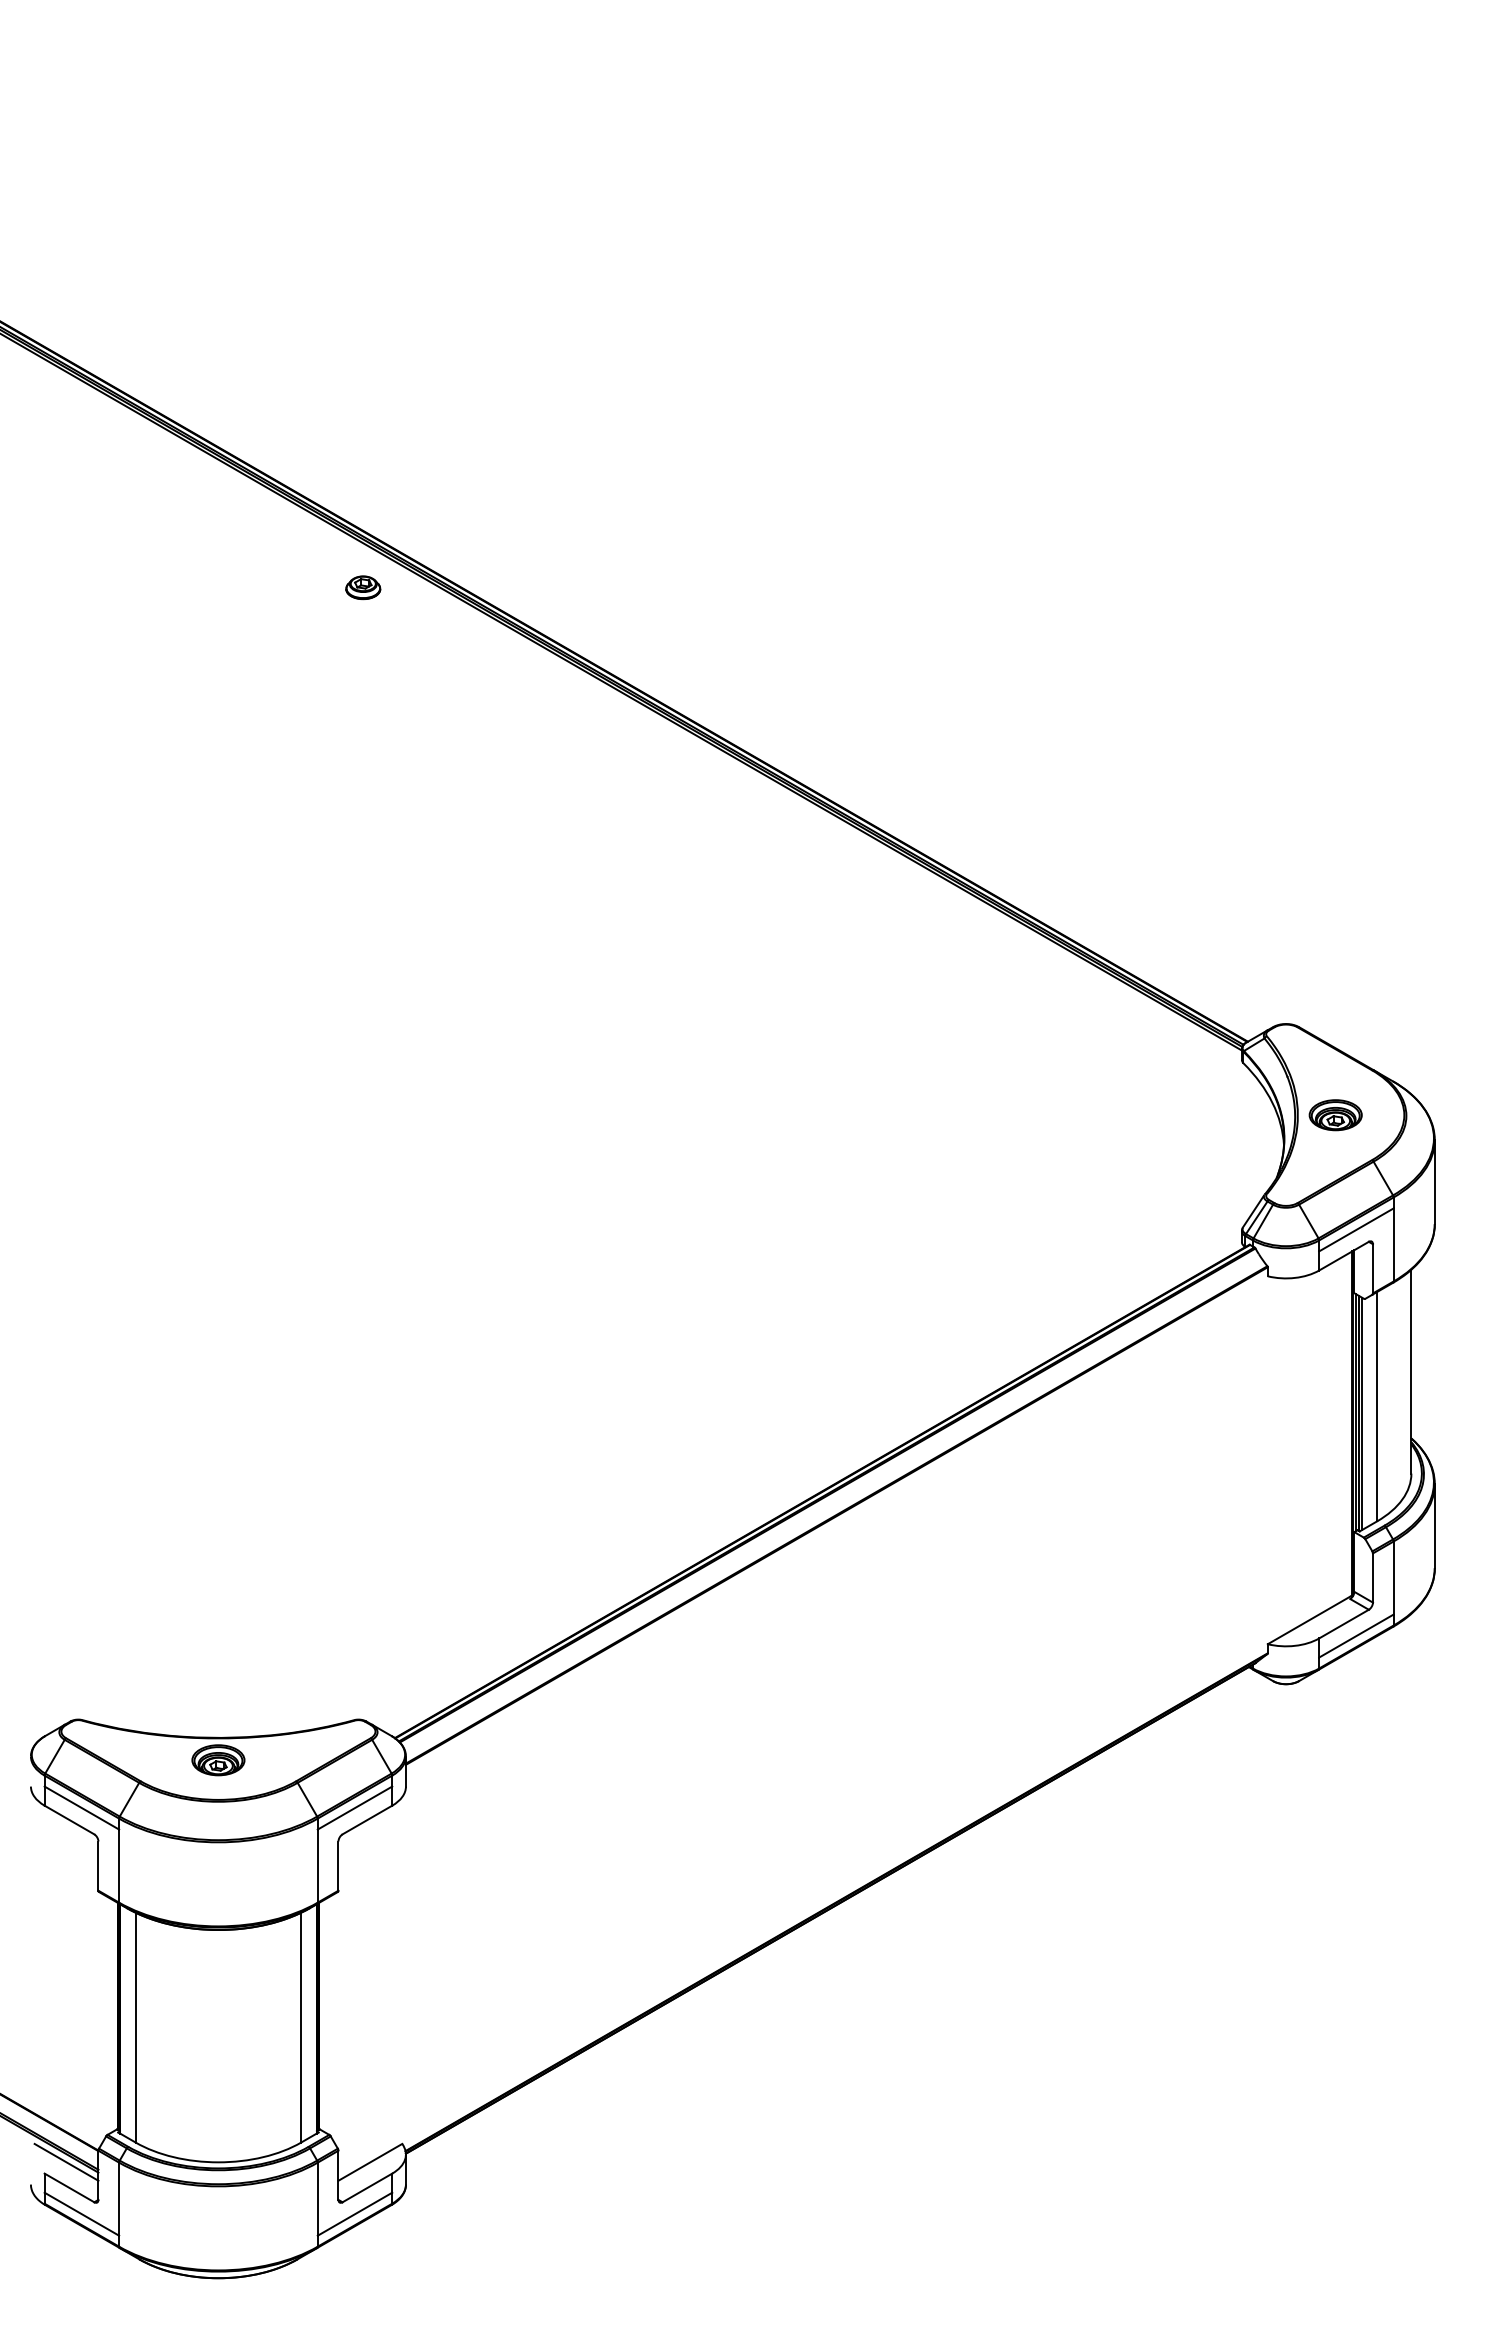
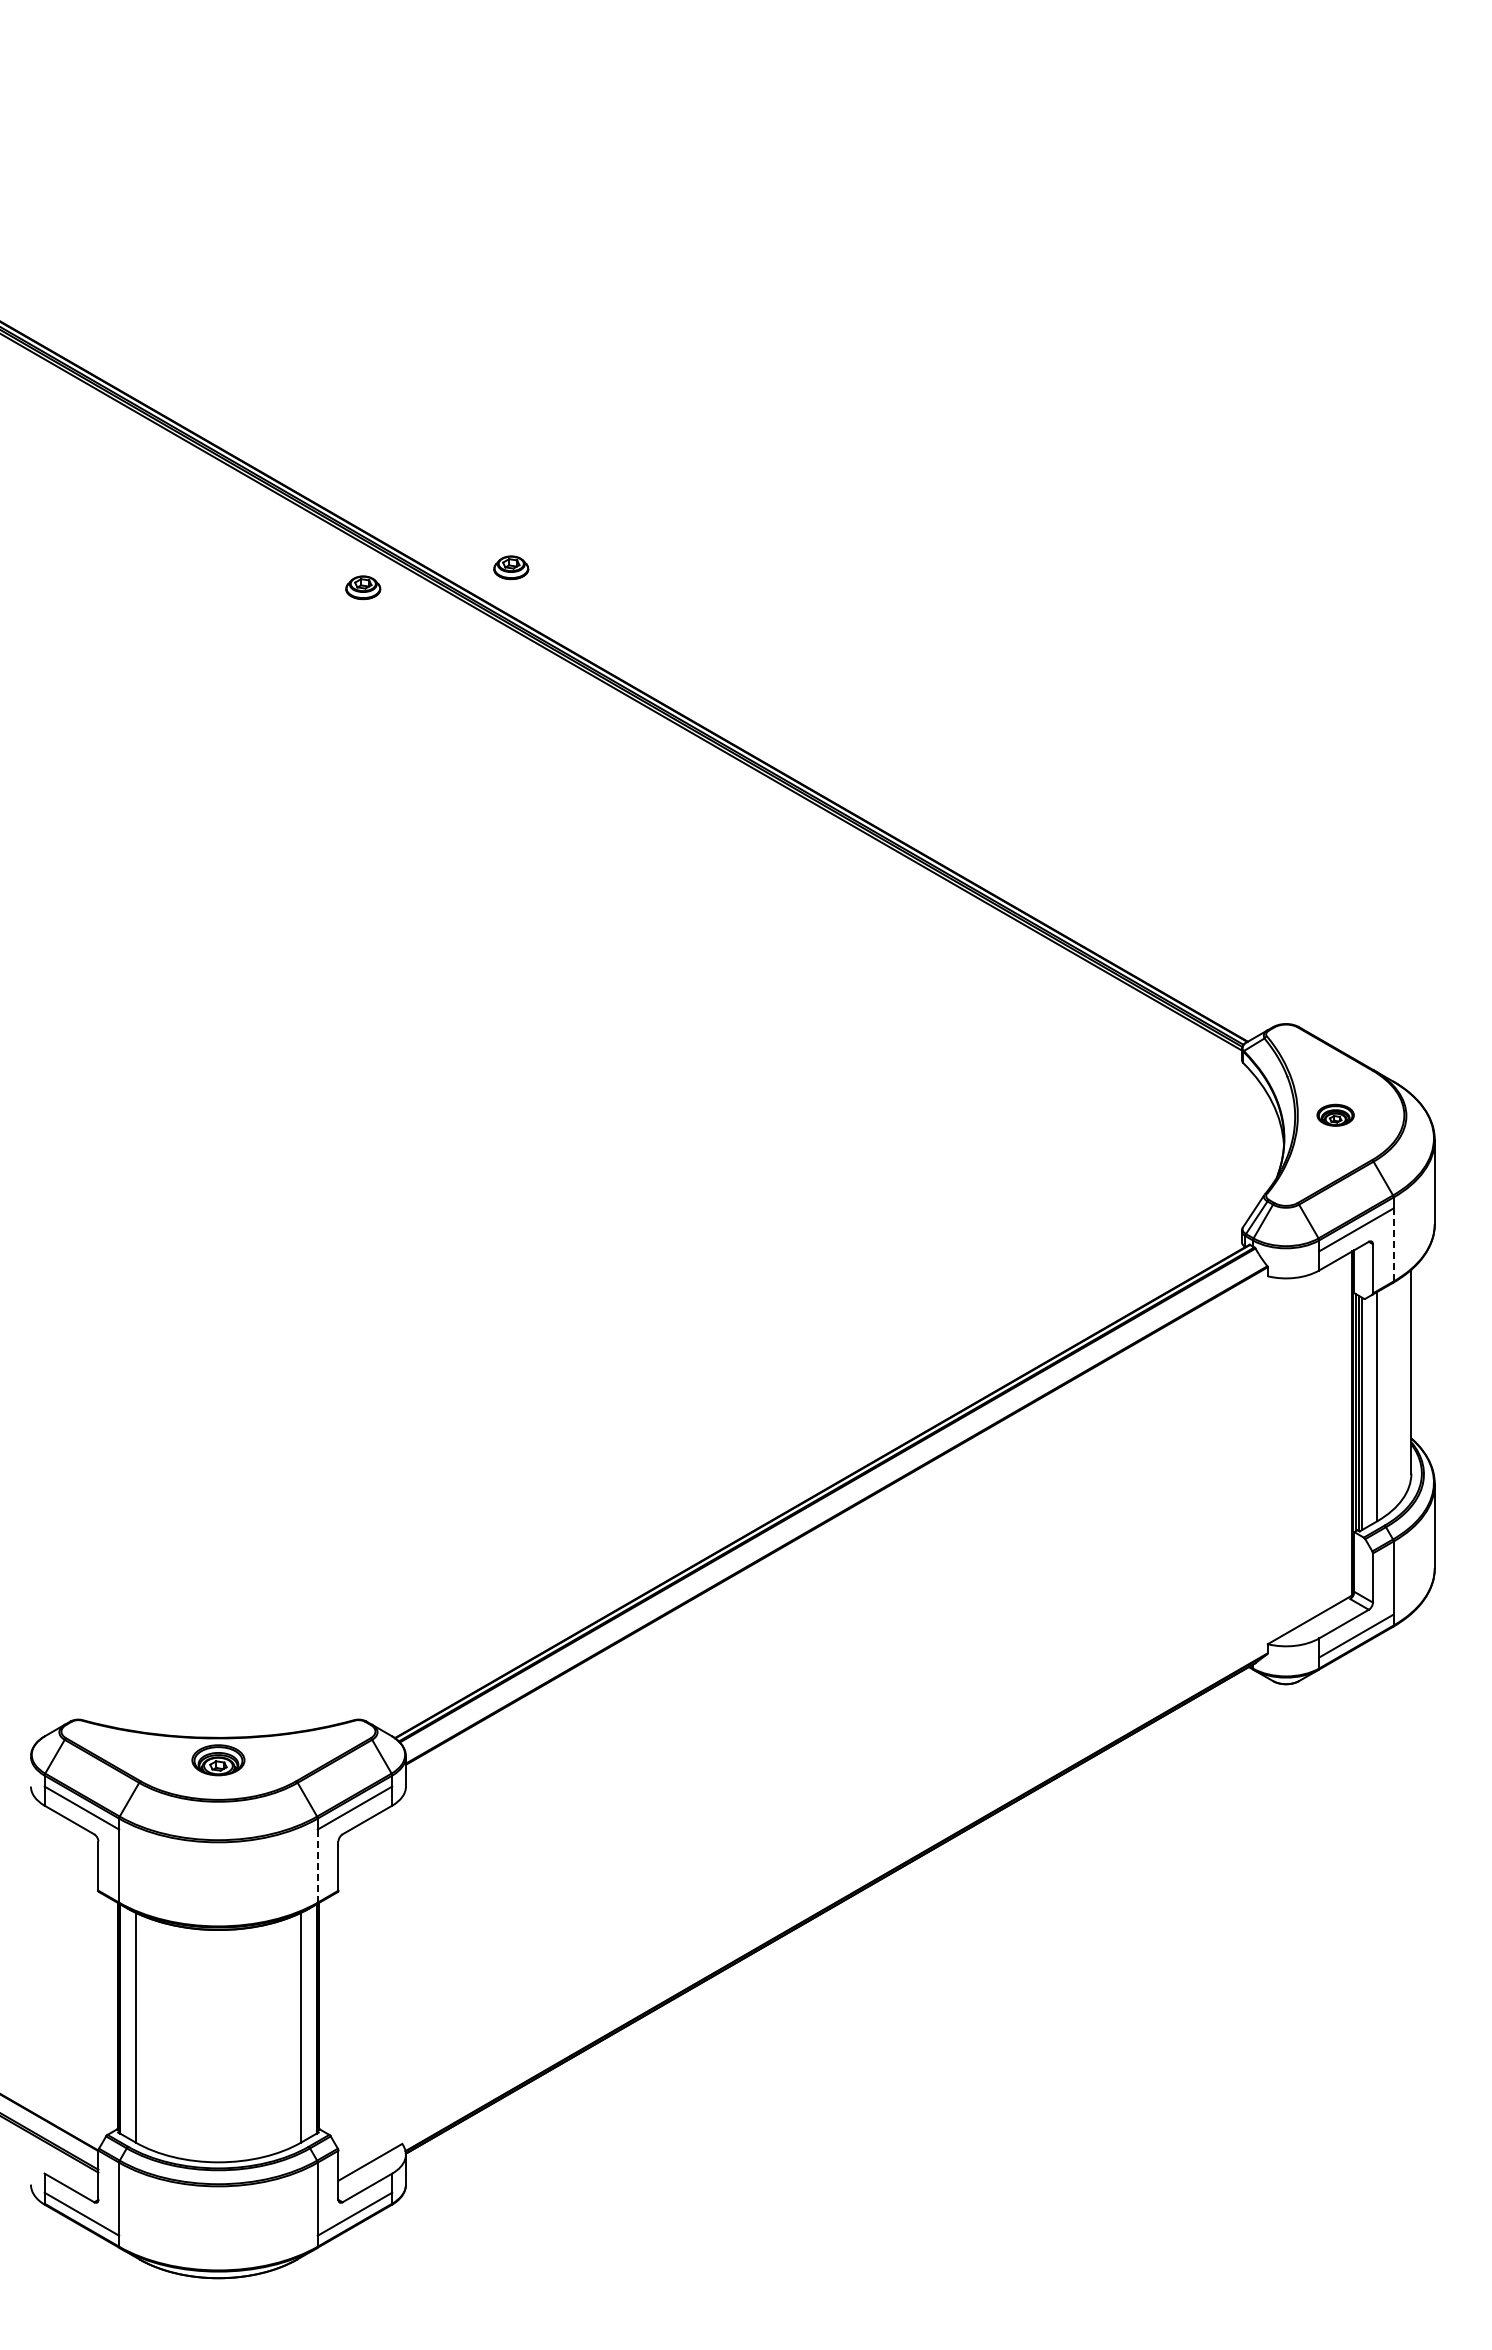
part: none -> present (511, 567)
part size: 55x33 px -> 39x24 px (1335, 1114)
line: solid -> dashed (1393, 1244)
line: solid -> dashed (317, 1866)
line: present -> none (66, 2161)
